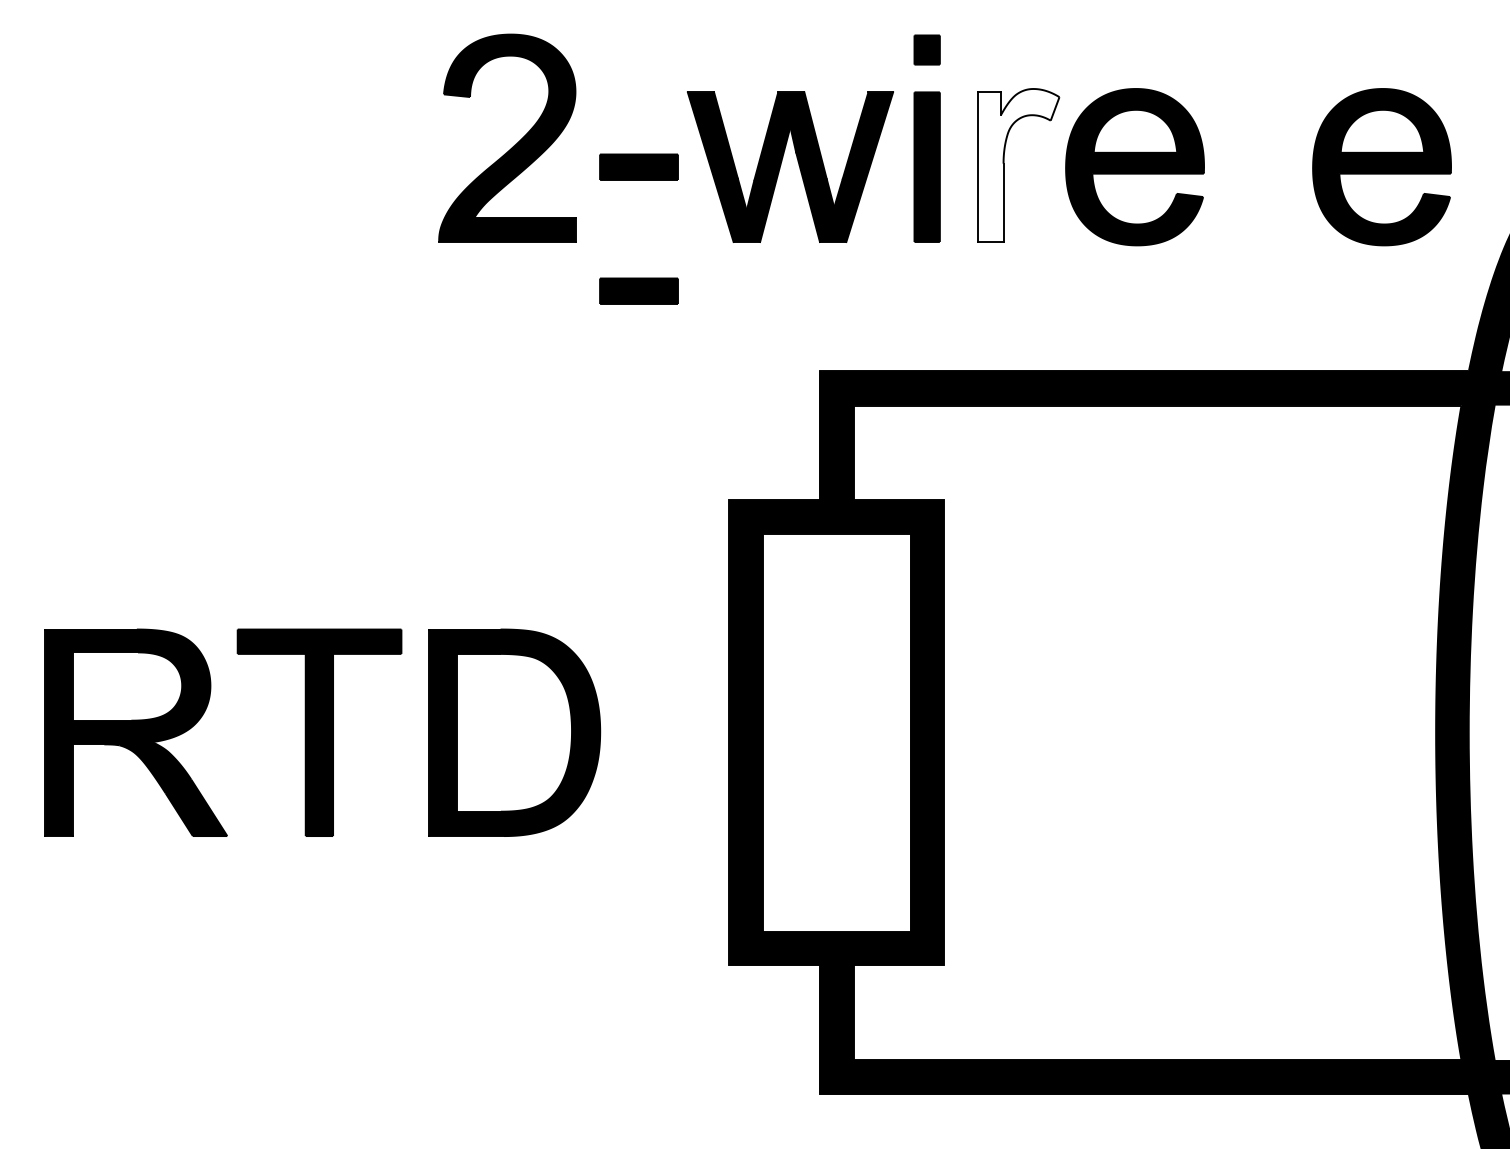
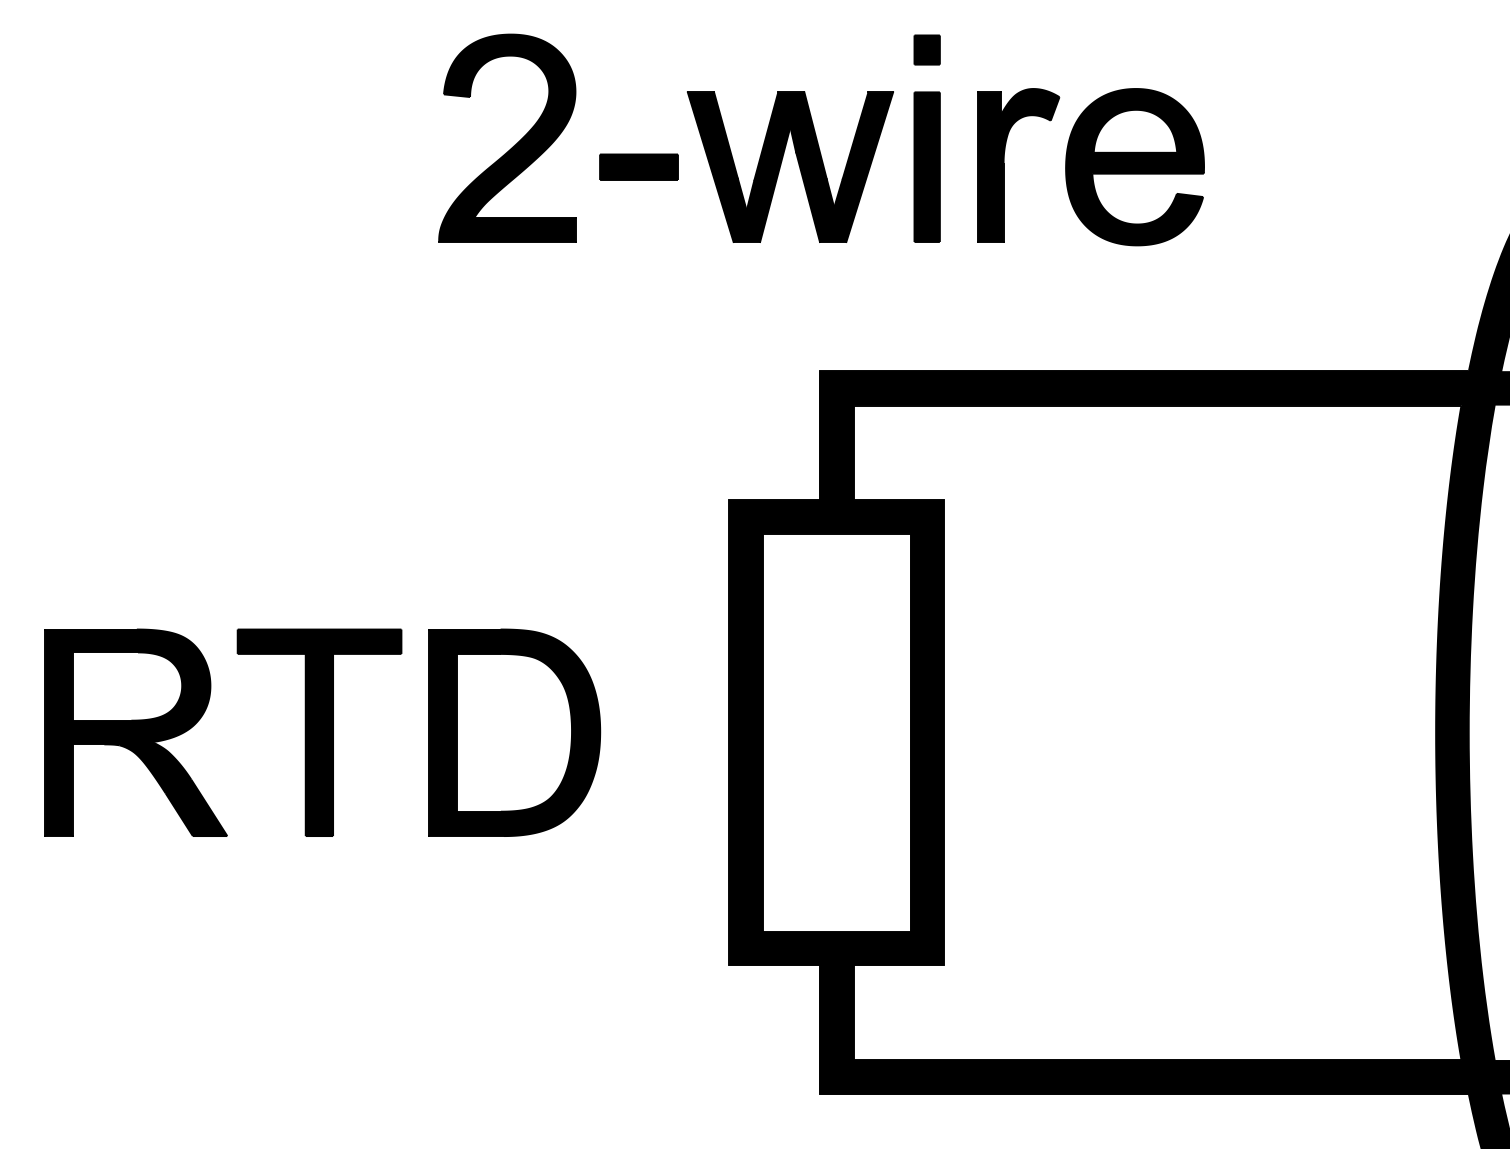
fill: none -> present (1018, 165)
part: present -> none (1381, 167)
part: present -> none (638, 290)
